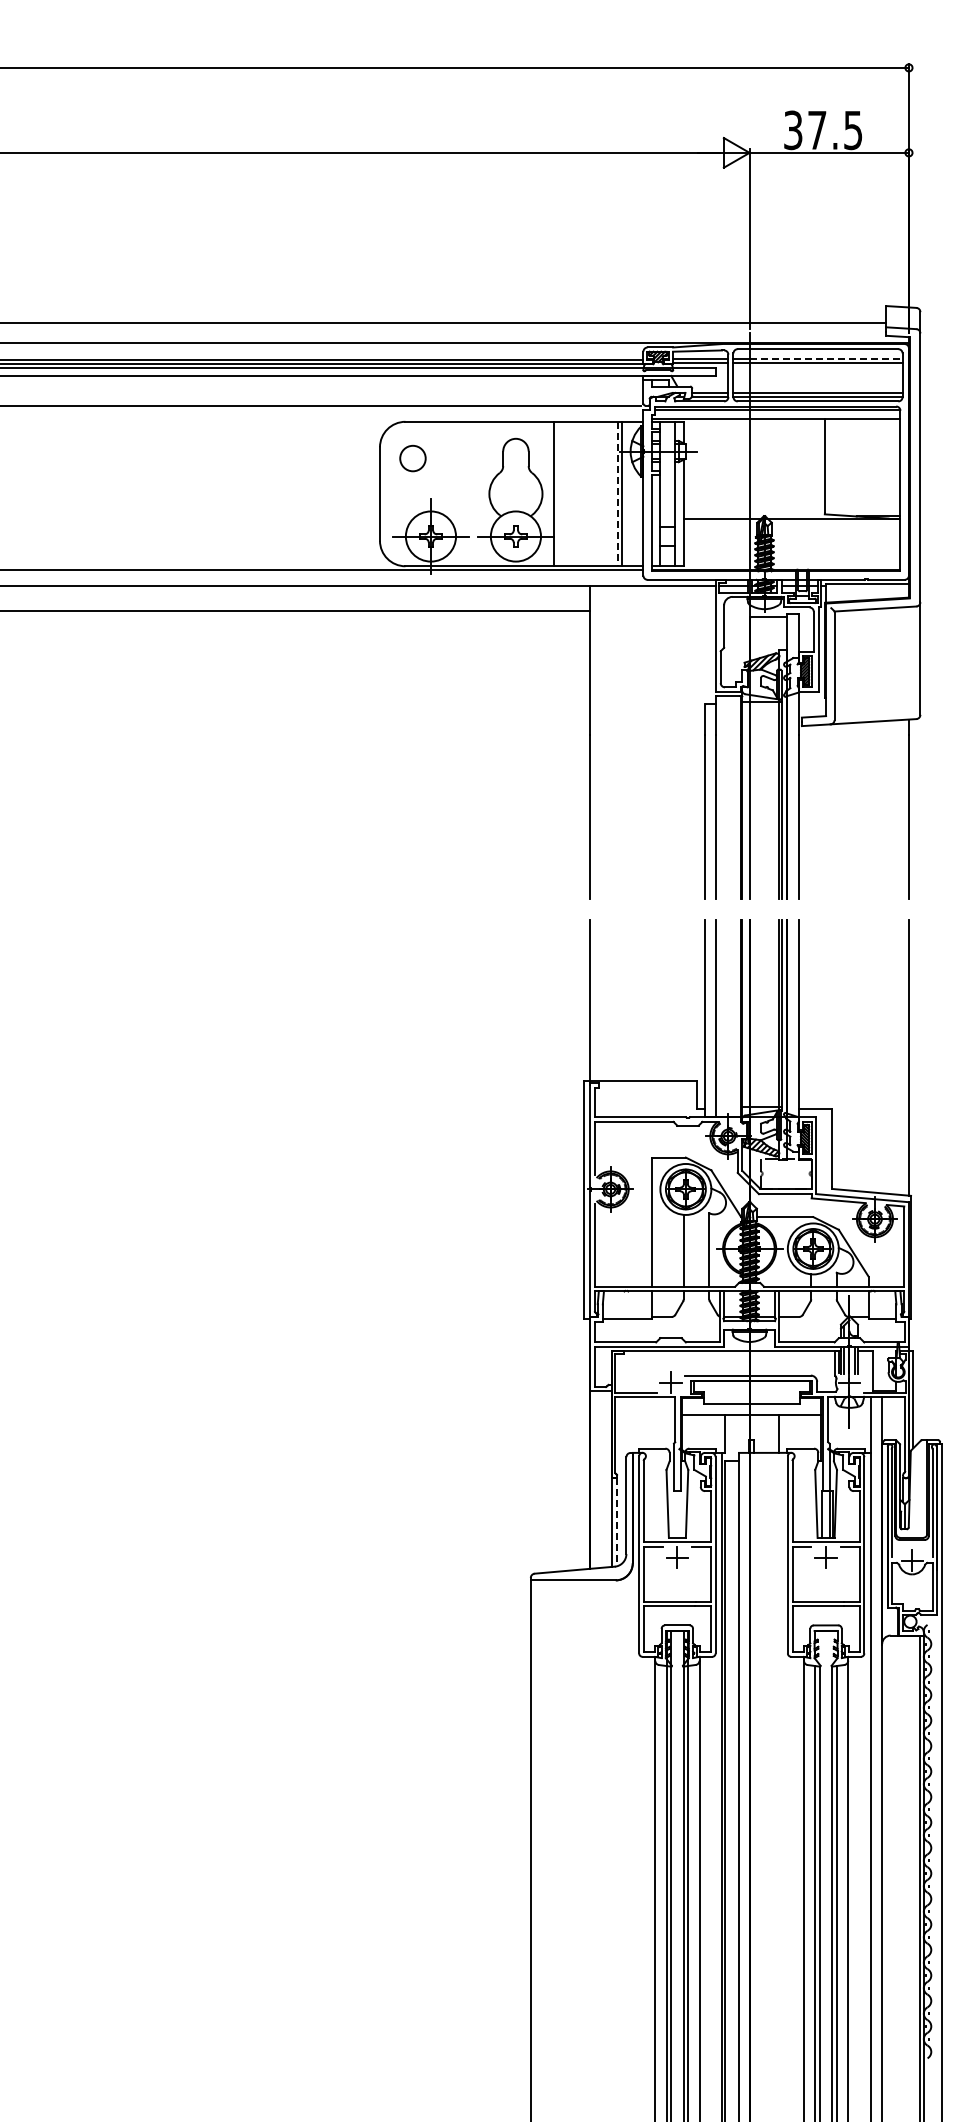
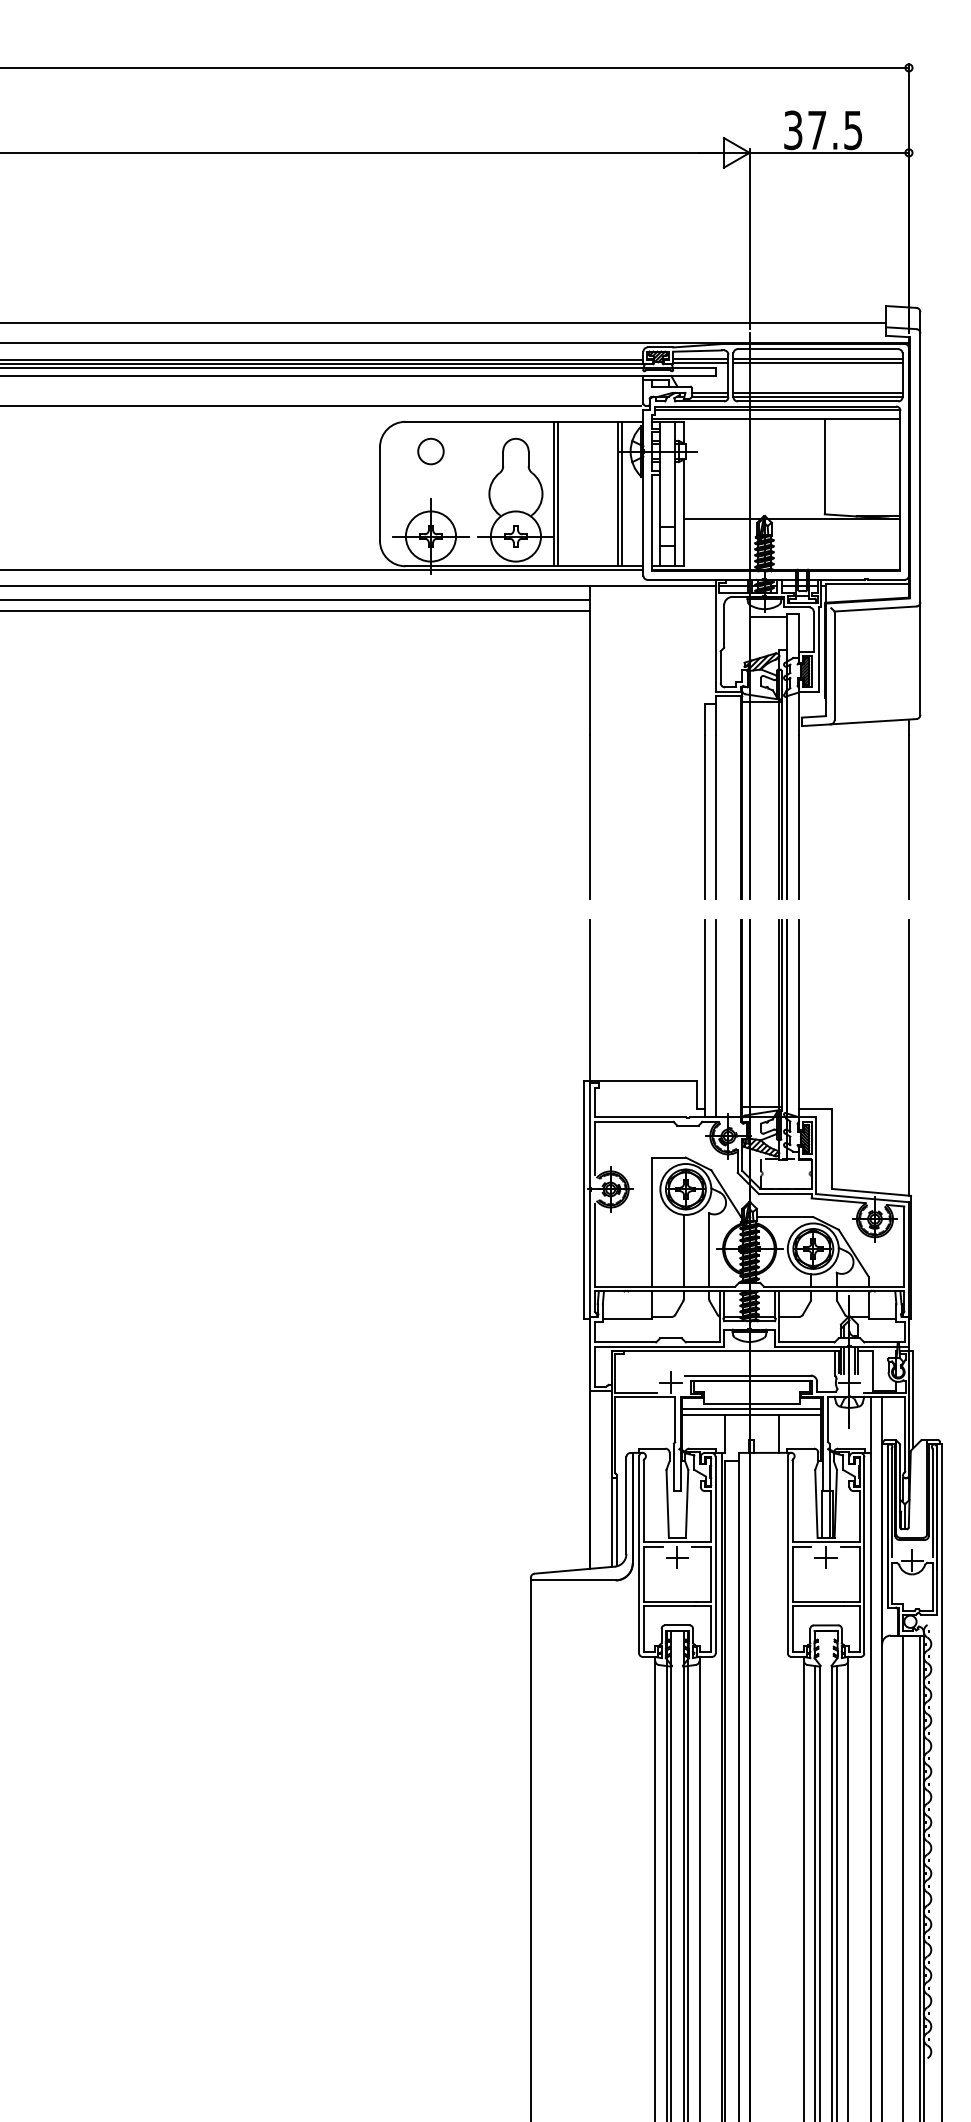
line: dashed -> solid (826, 358)
circle position: (412, 458) -> (430, 451) (430, 451)
line: none -> present (558, 493)
line: dashed -> solid (617, 494)
line: none -> present (296, 599)
line: none -> present (751, 1408)
line: dashed -> solid (617, 1522)
line: none -> present (902, 1876)
